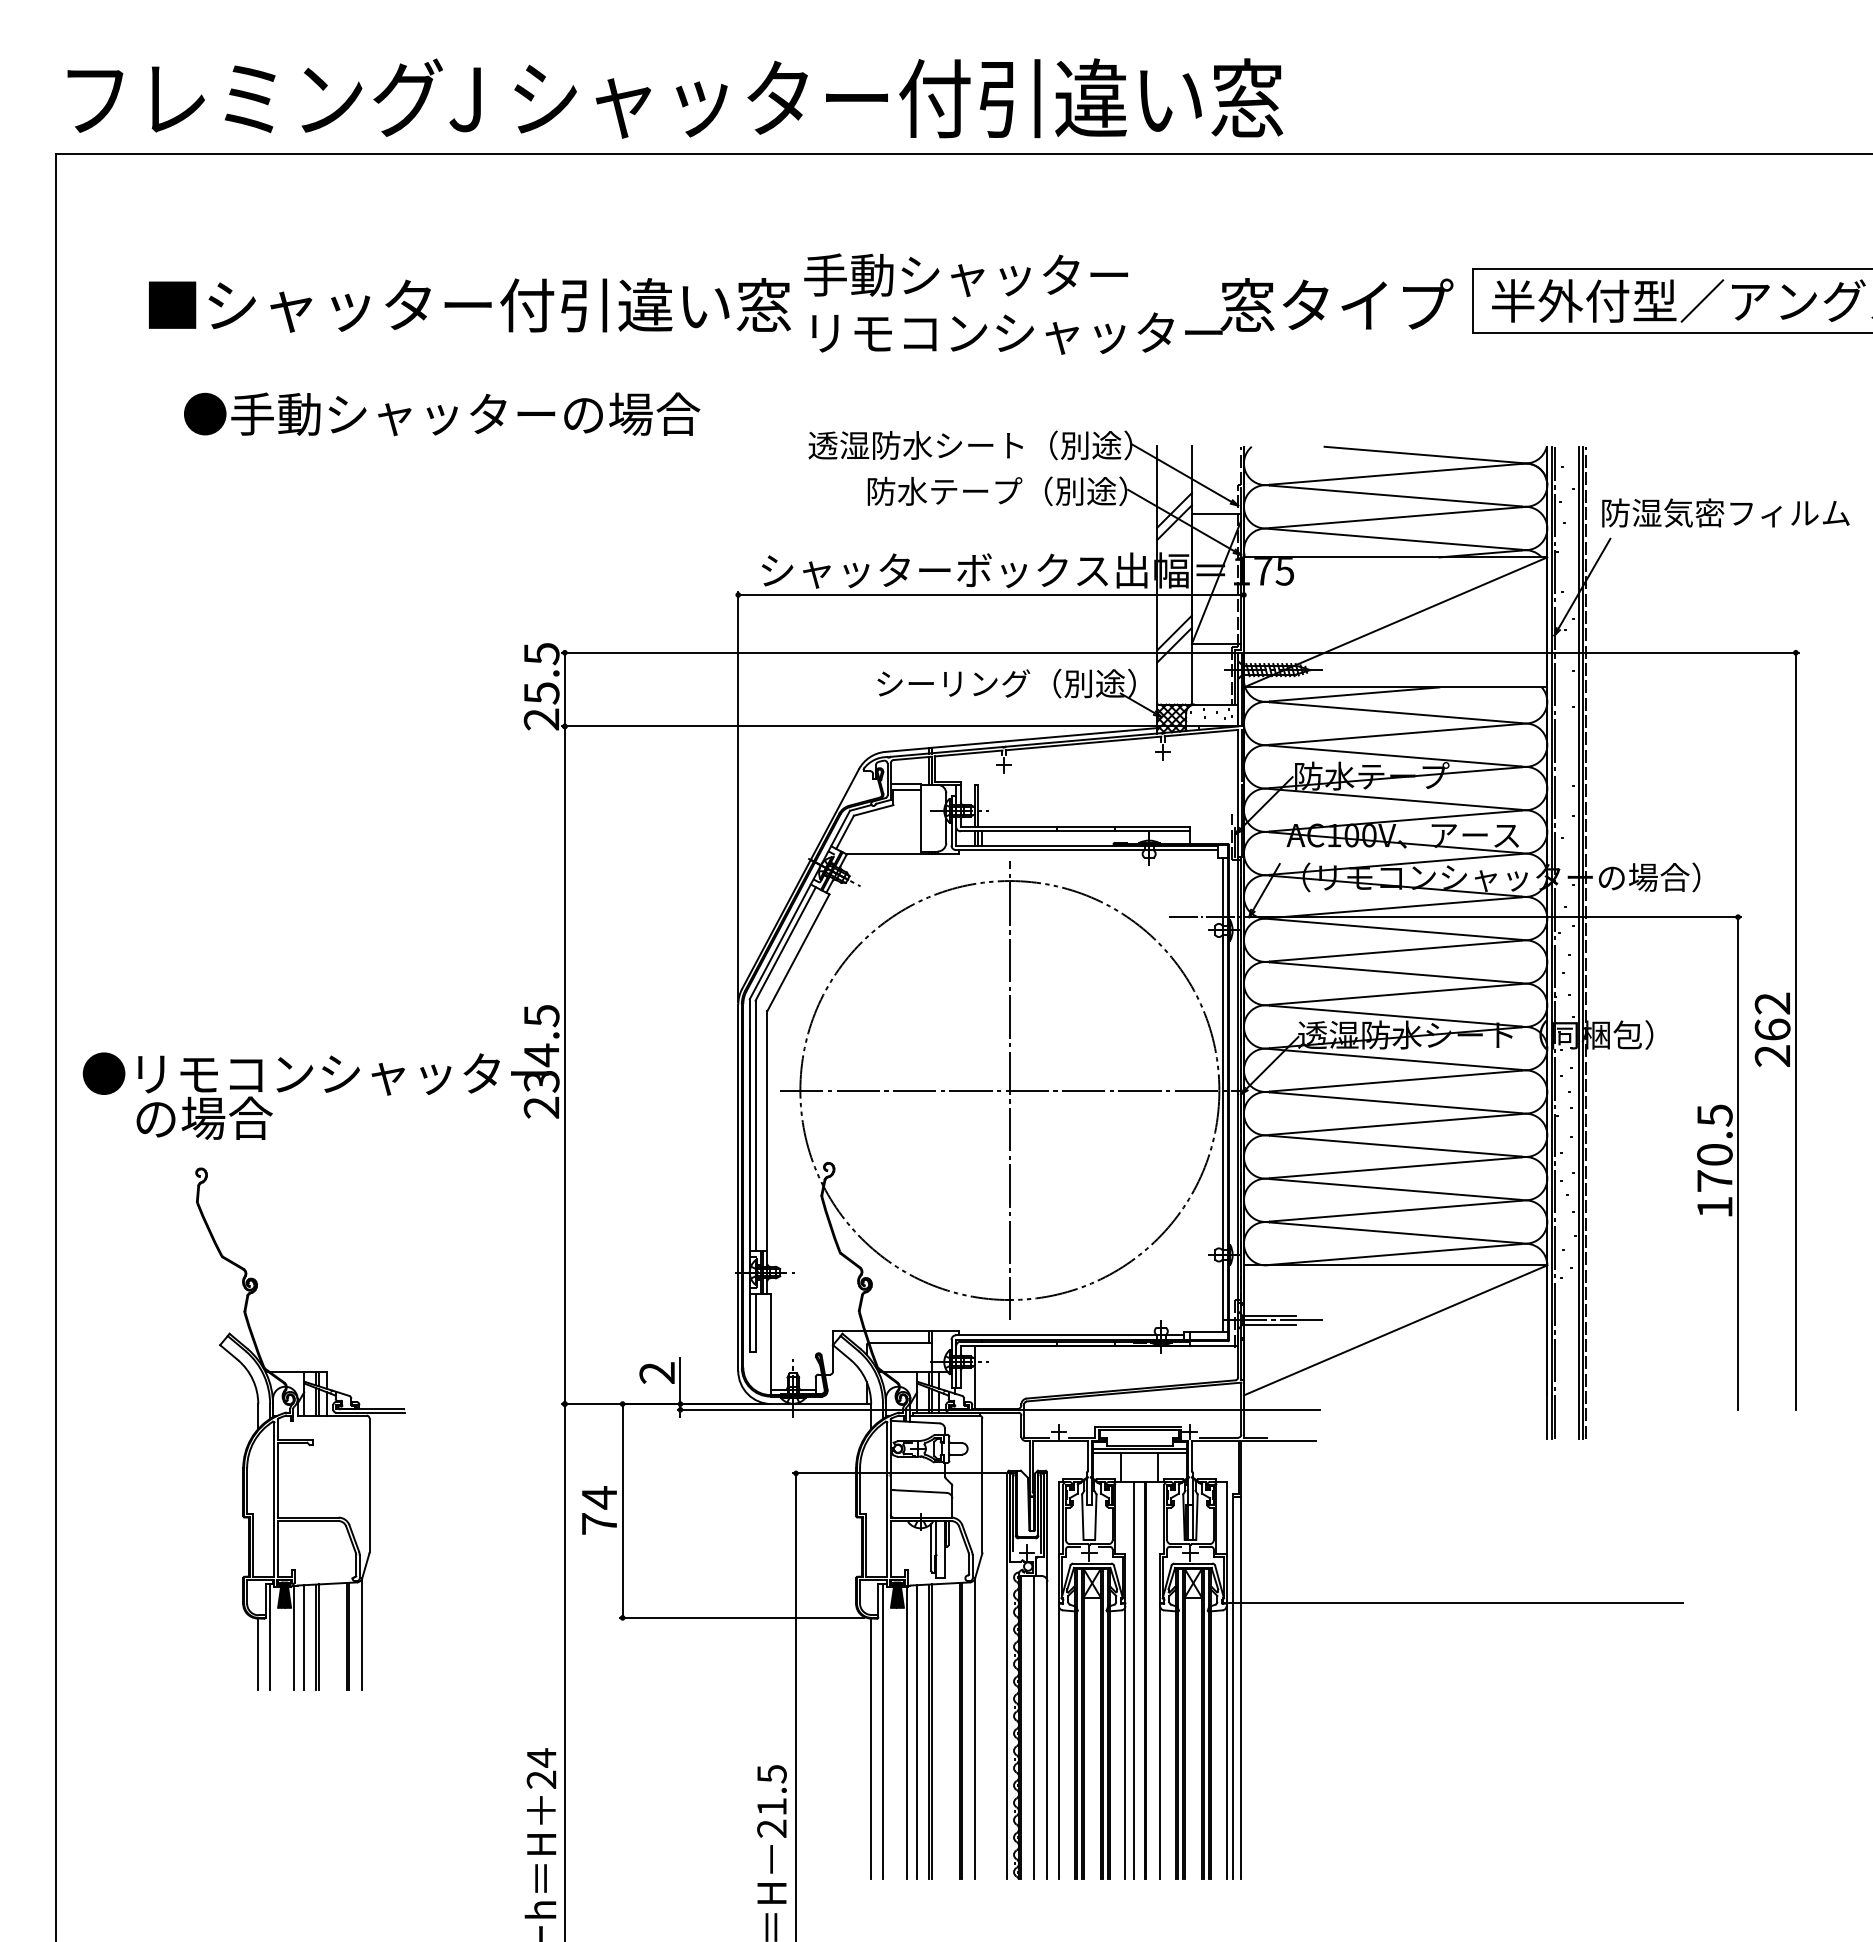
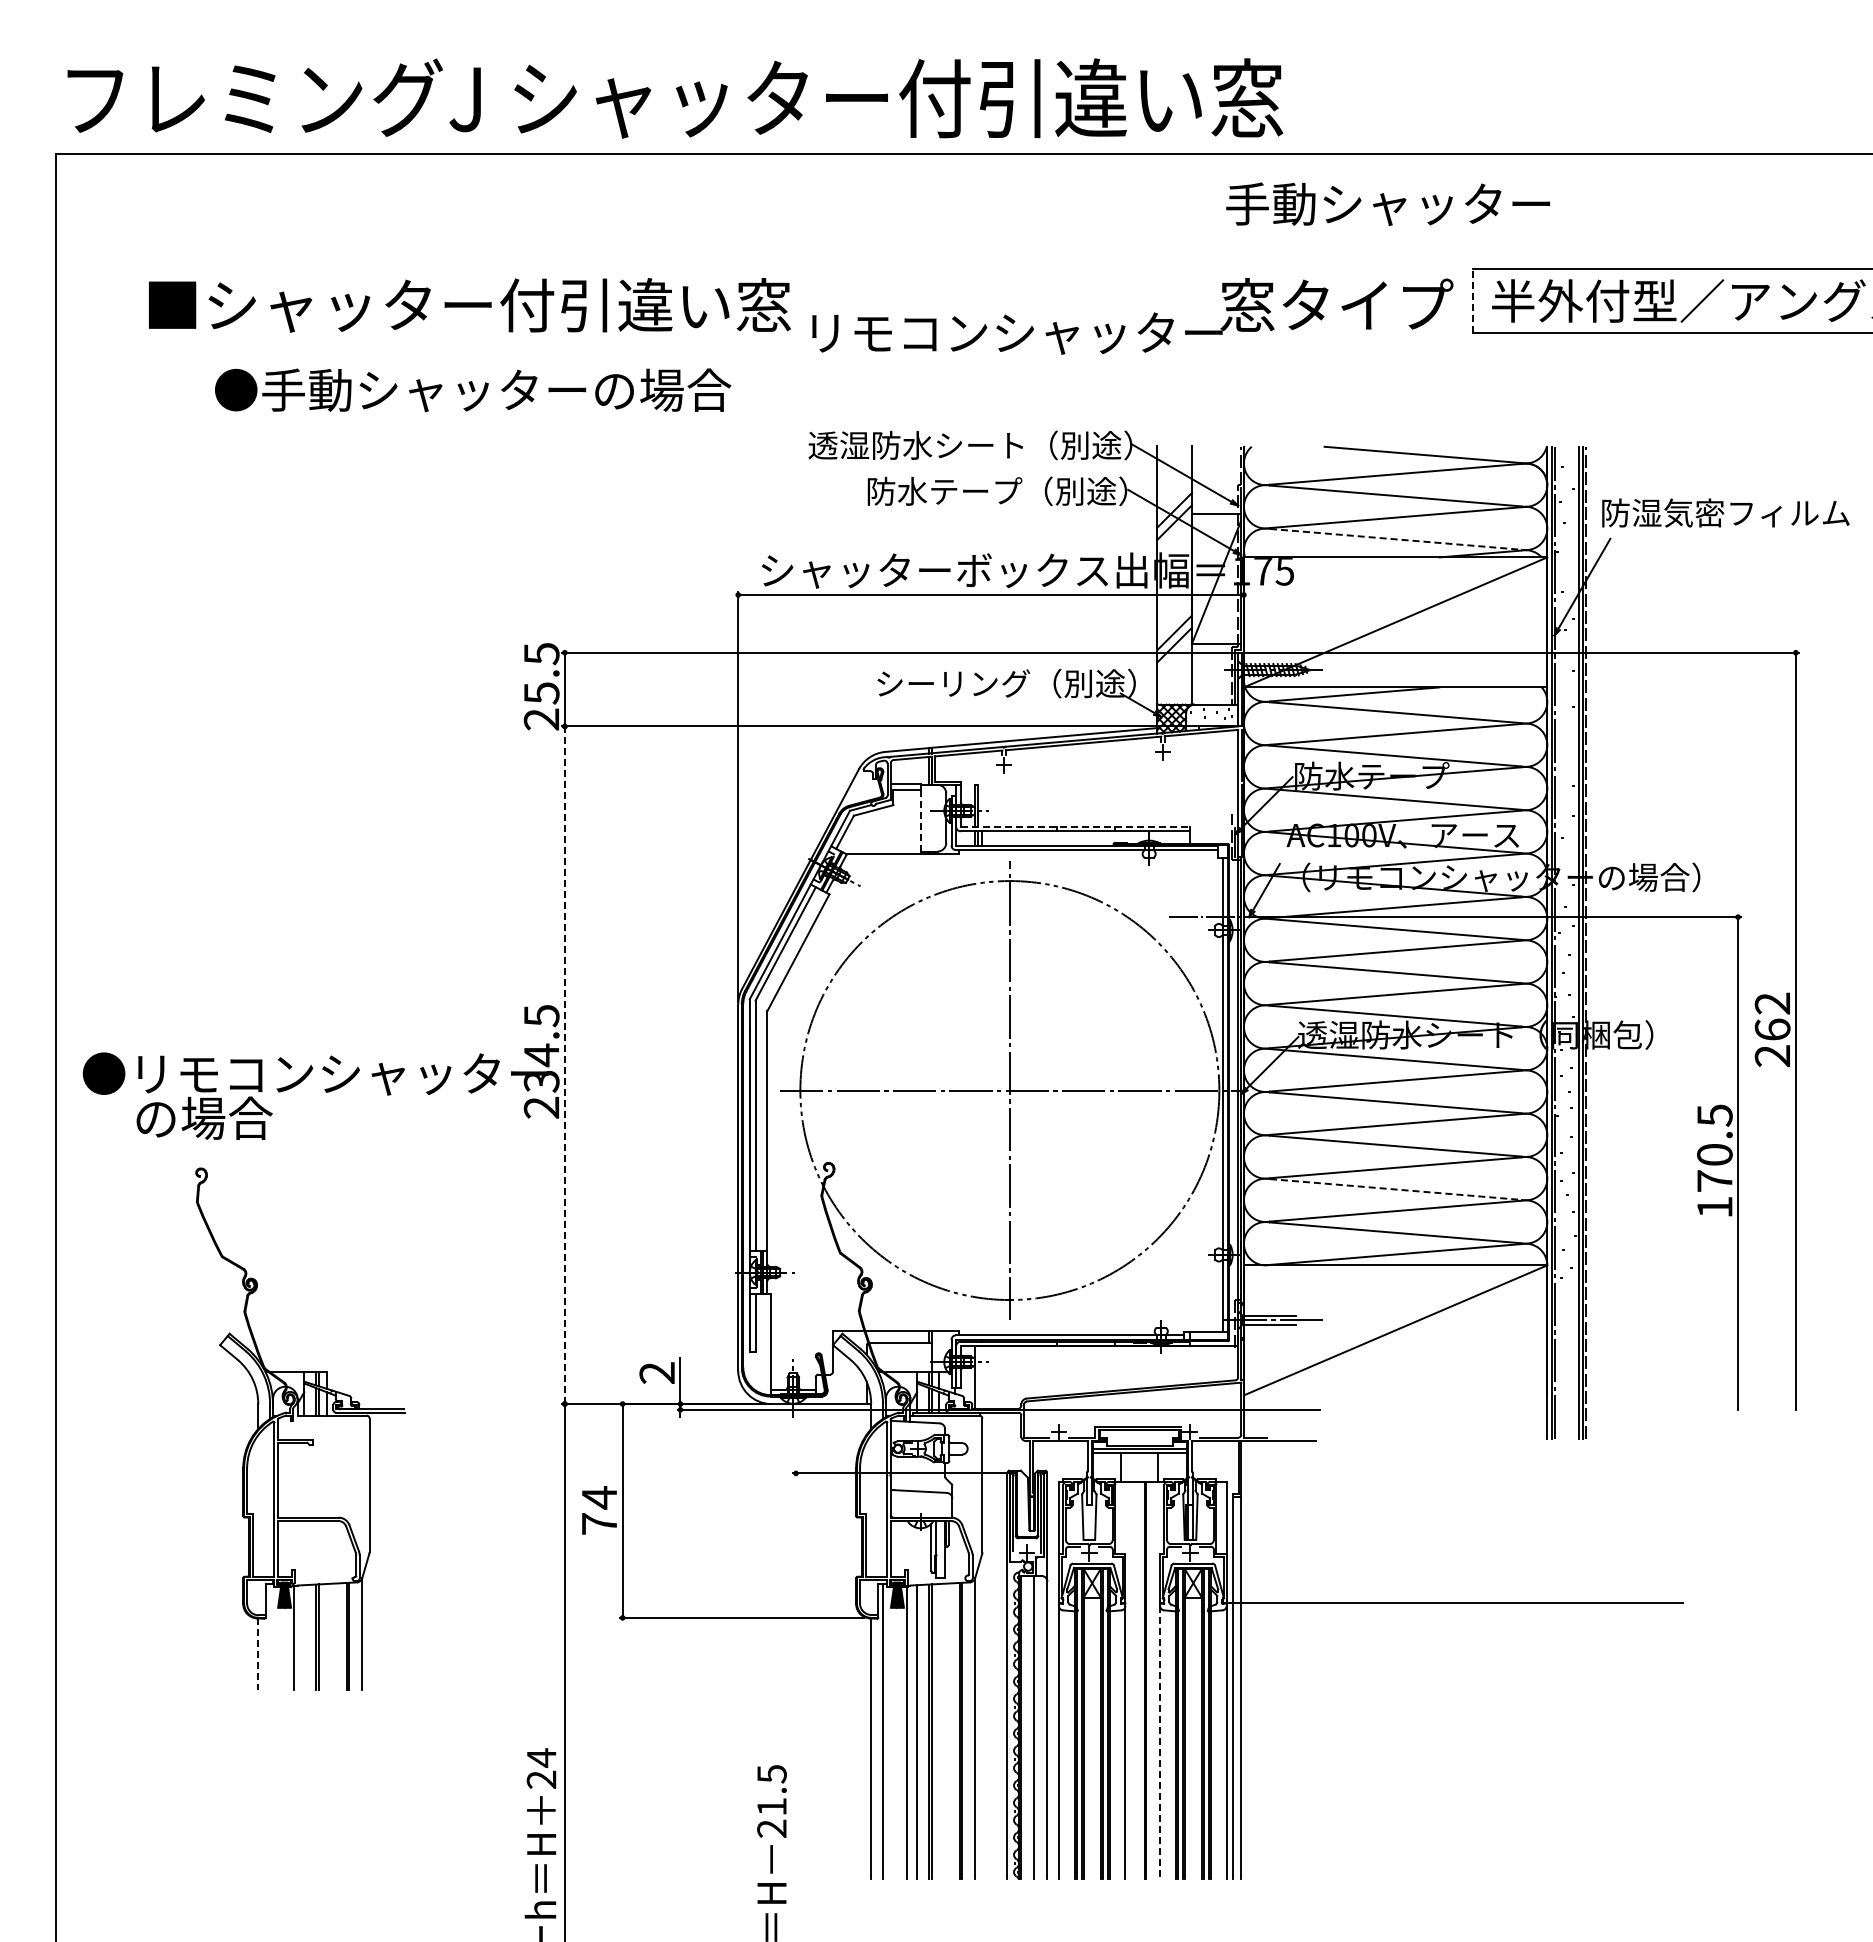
text position: (965, 274) -> (1387, 203) (1387, 203)
line: solid -> dashed (1473, 300)
text position: (442, 414) -> (473, 390) (473, 390)
line: solid -> dashed (1396, 539)
line: solid -> dashed (921, 820)
line: solid -> dashed (1075, 826)
line: solid -> dashed (564, 1065)
line: solid -> dashed (1396, 1189)
line: present -> none (270, 1637)
line: present -> none (304, 1637)
line: solid -> dashed (258, 1654)
line: present -> none (1134, 1680)
line: present -> none (796, 1705)
line: solid -> dashed (1160, 1742)
